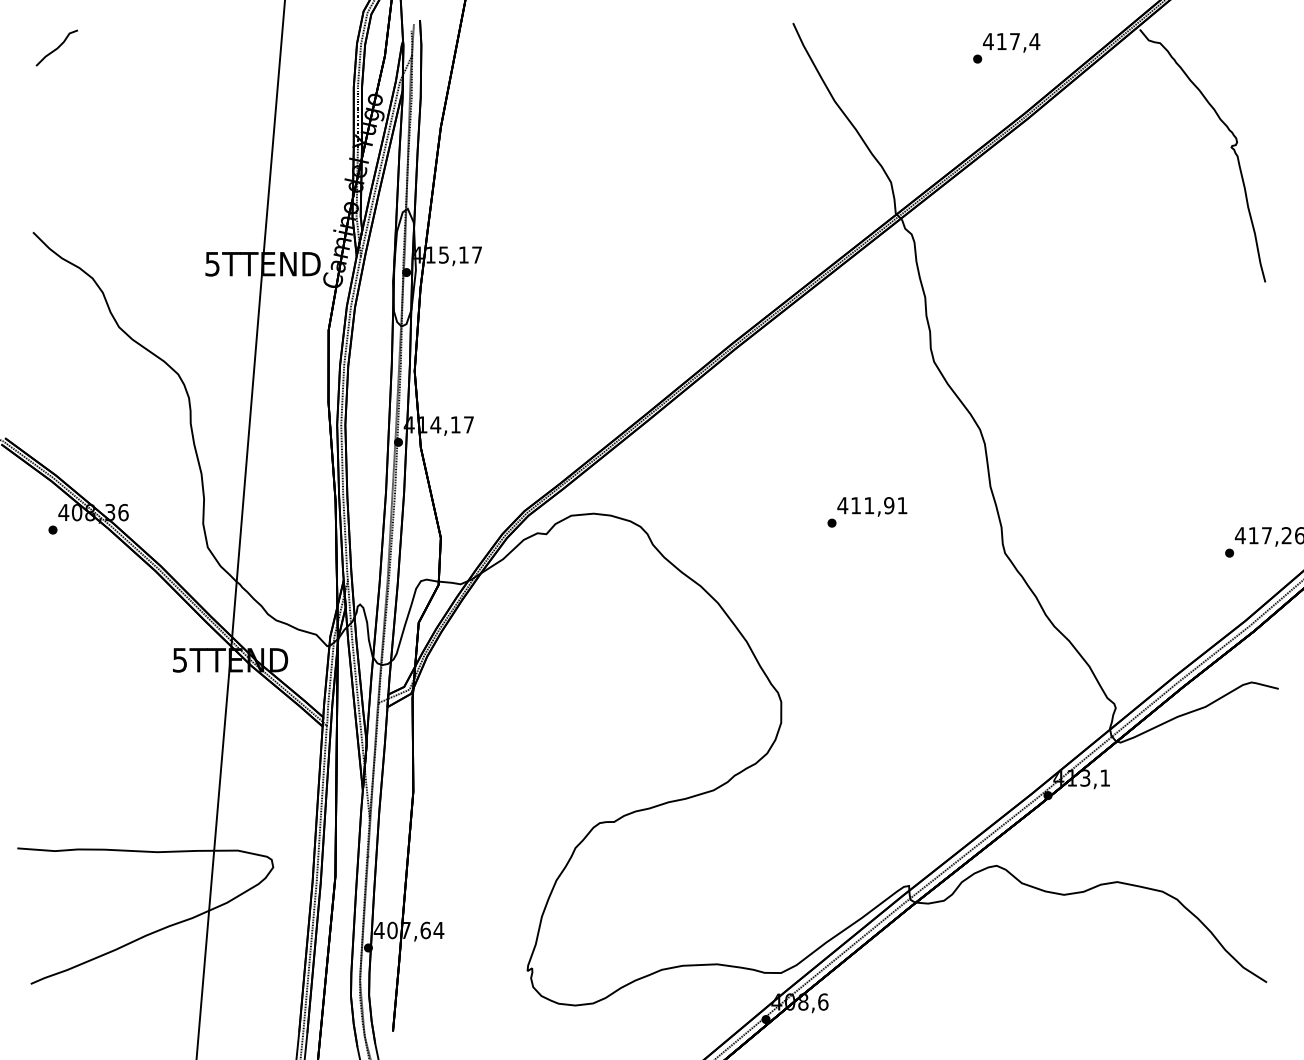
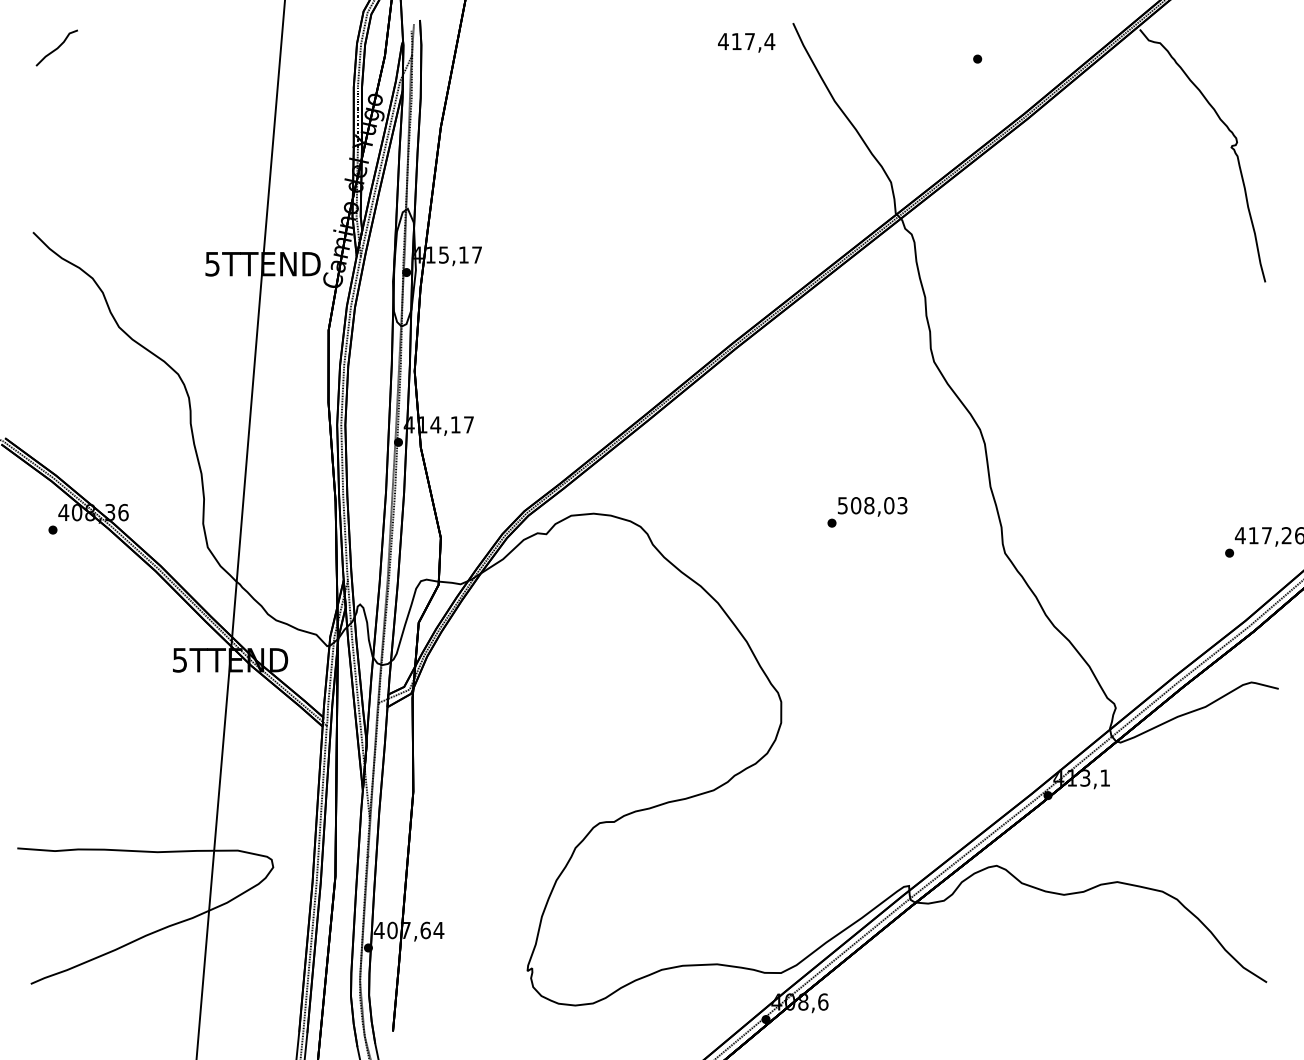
text position: (1011, 42) -> (746, 42) (746, 42)
text: 411,91 -> 508,03 (872, 505)
